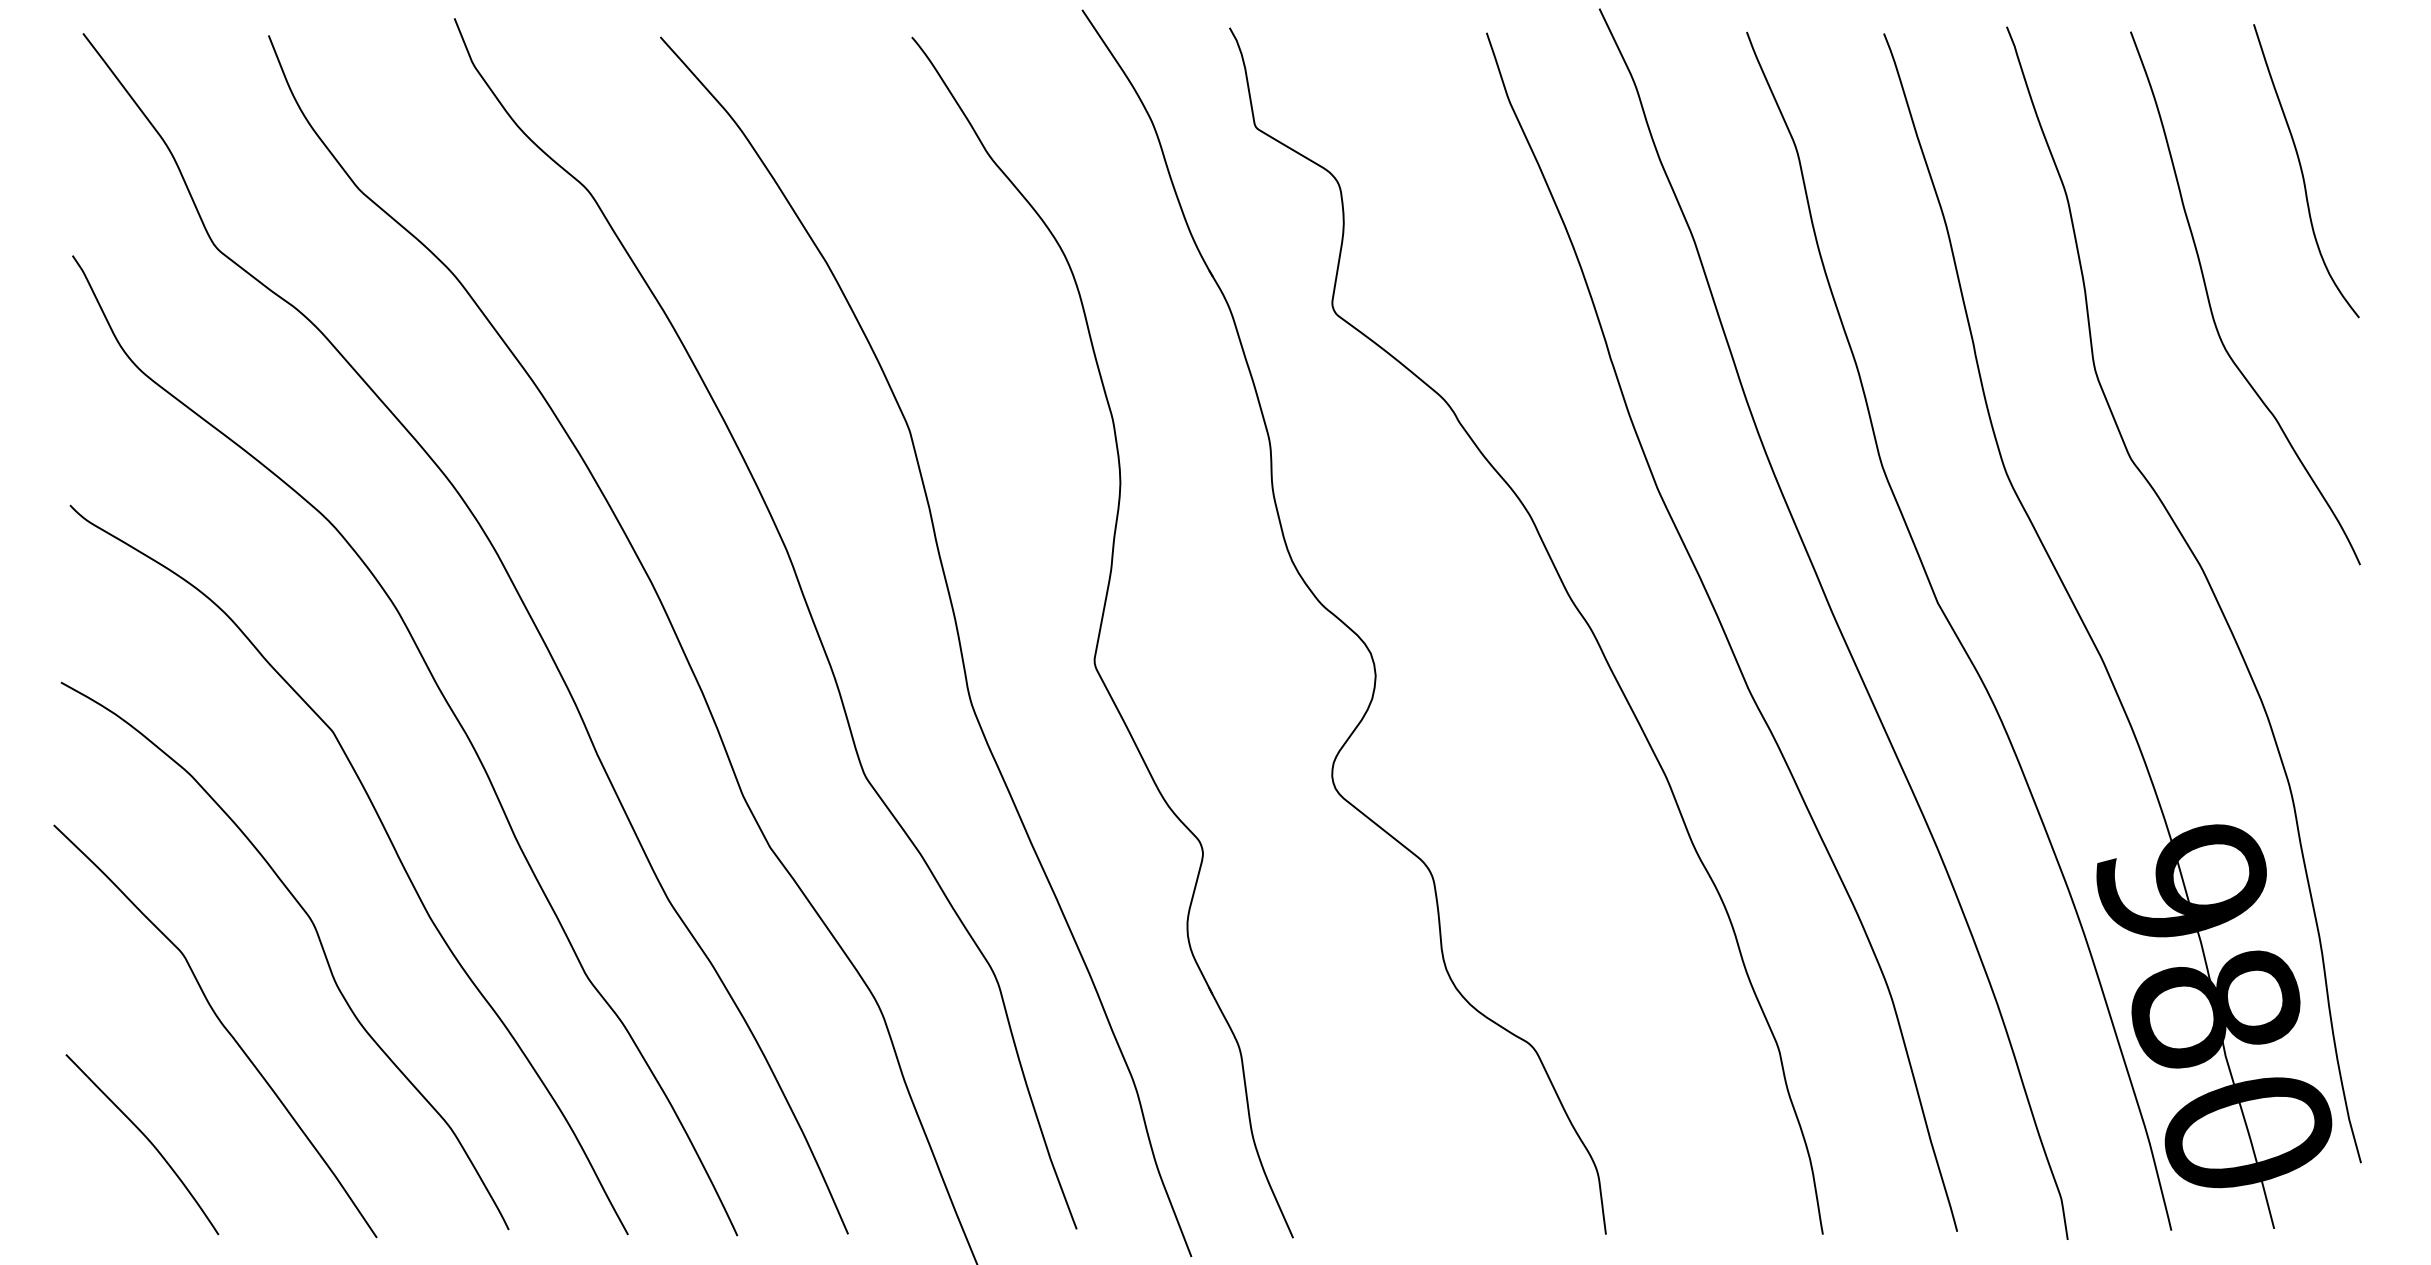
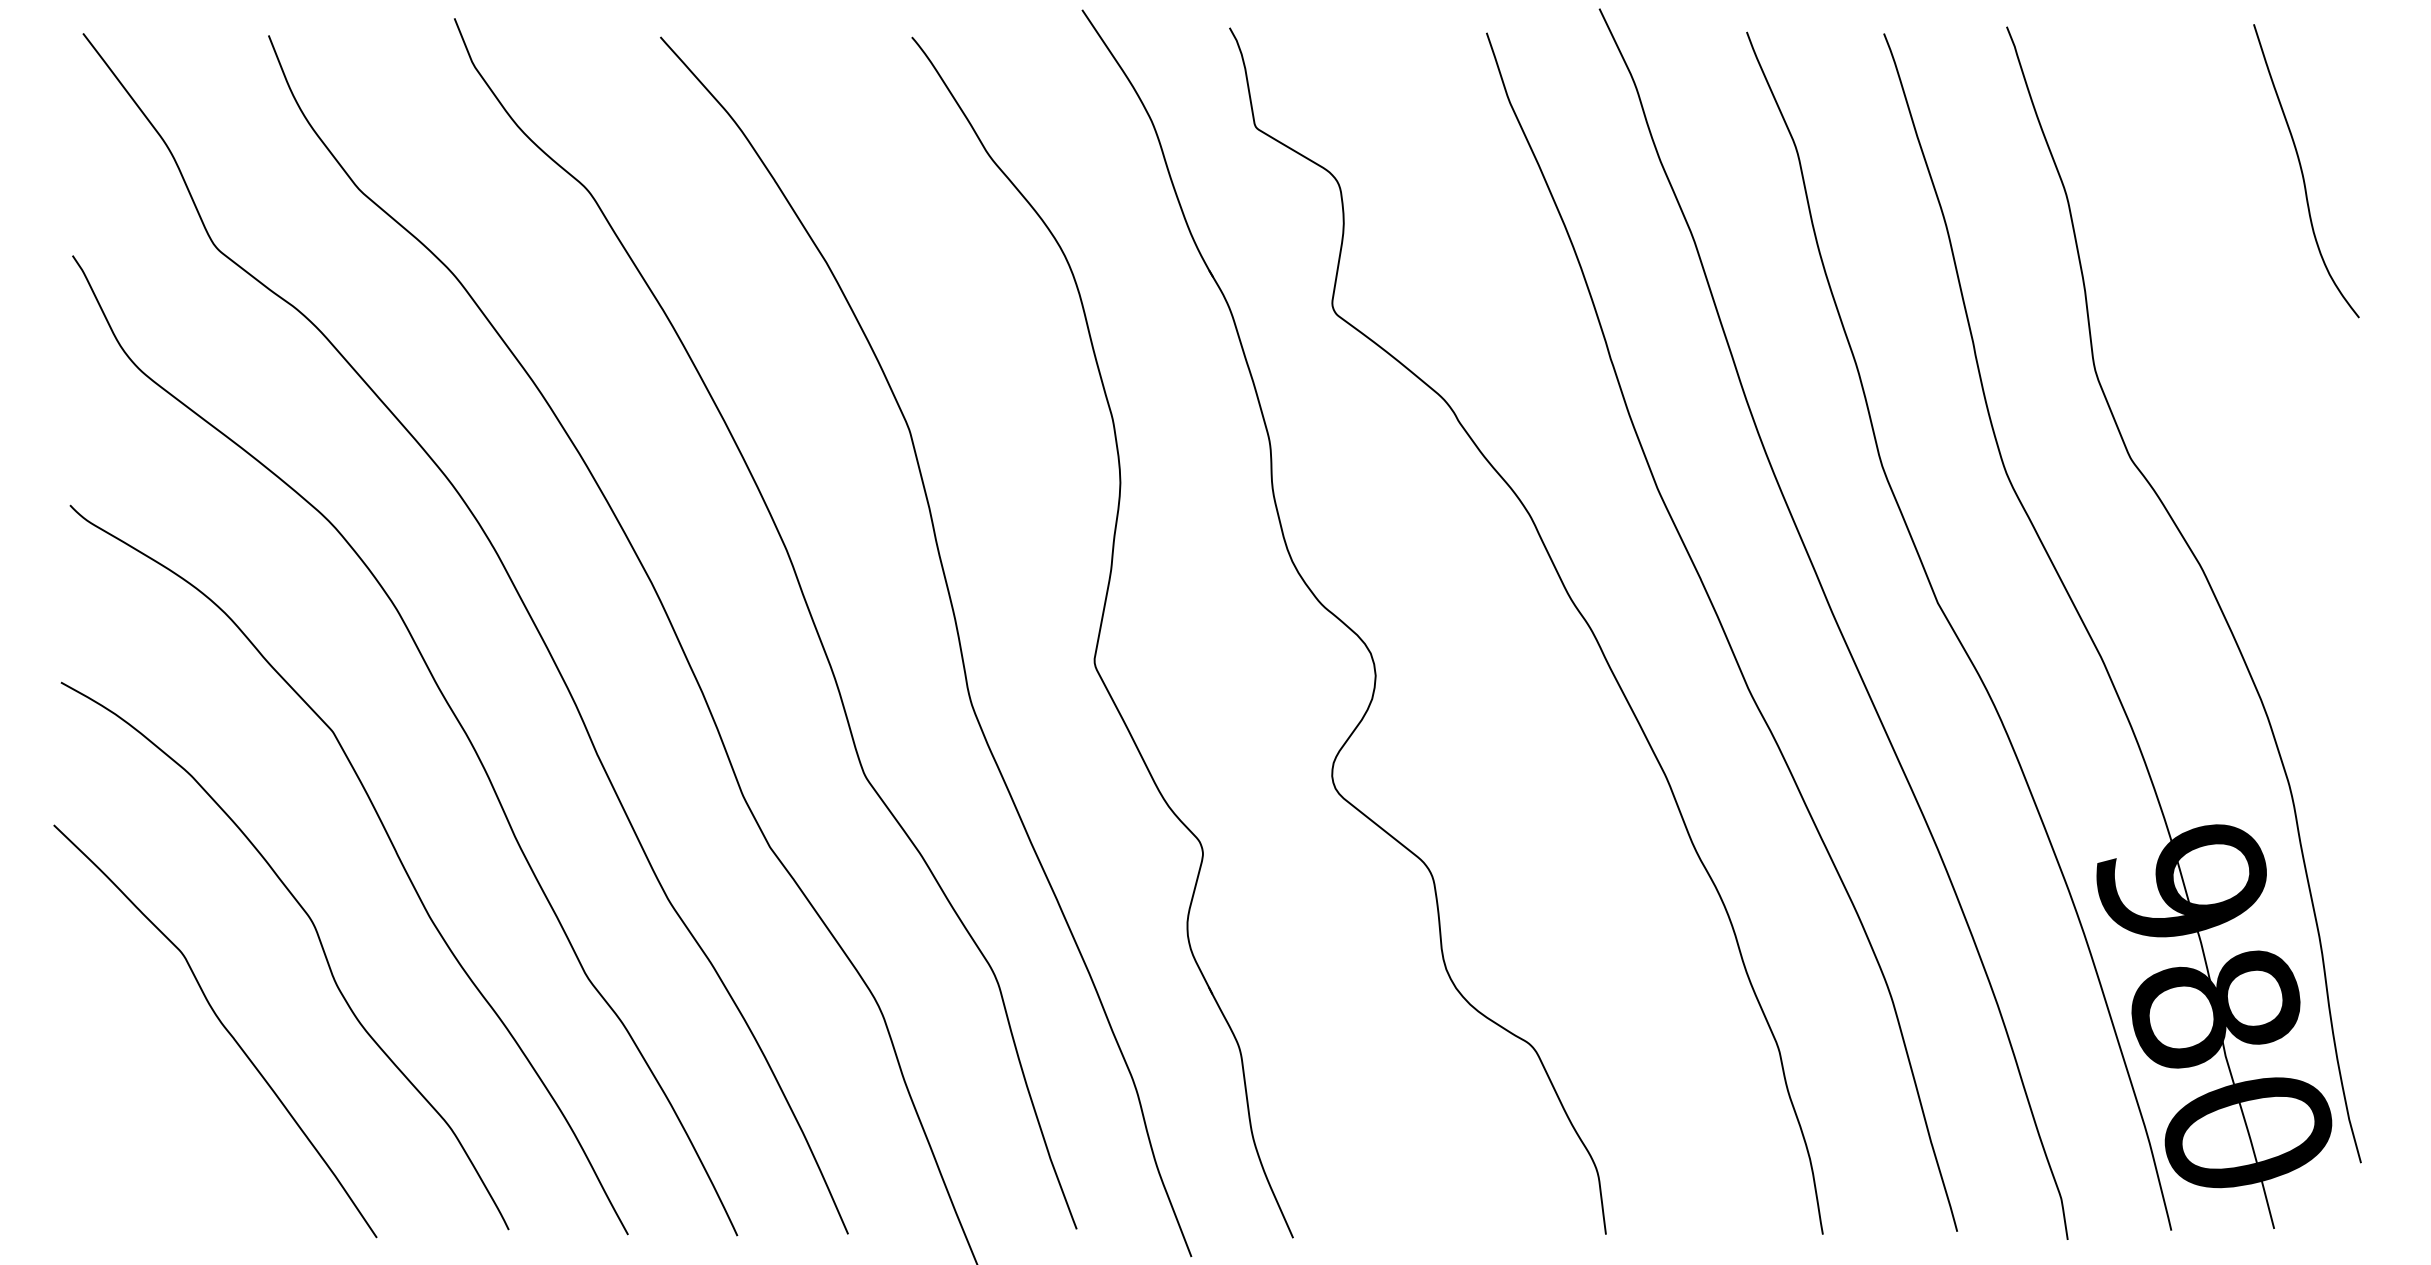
curve: present -> none (2211, 306)
curve: present -> none (146, 1139)
